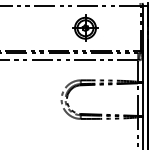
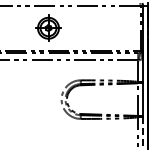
part position: (85, 27) -> (48, 27) (48, 27)
line: solid -> dashed (143, 133)
